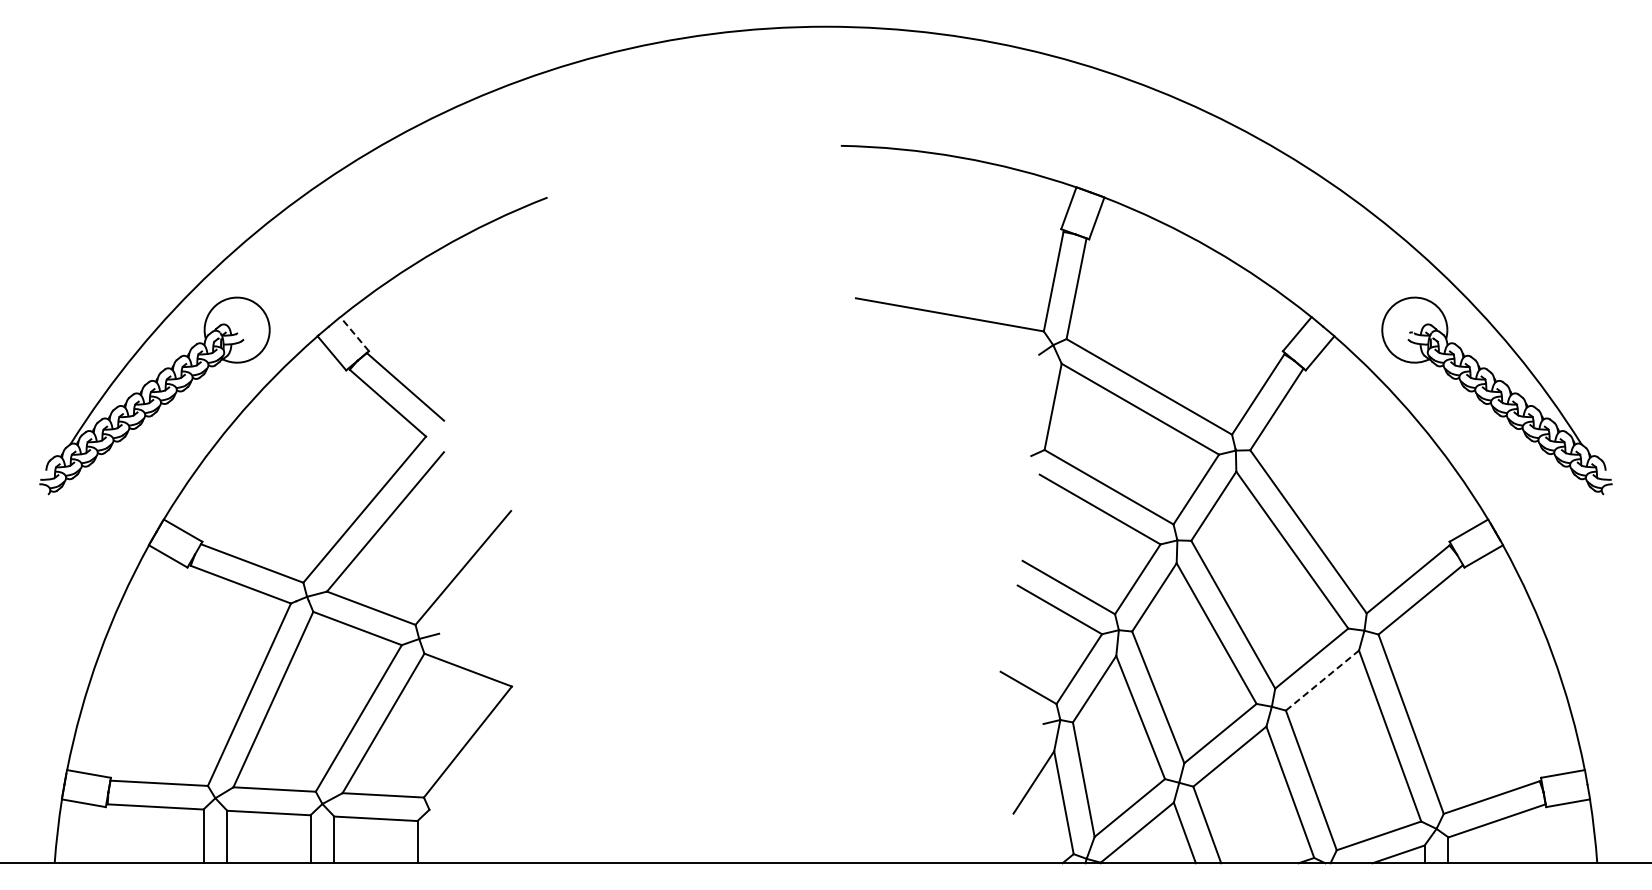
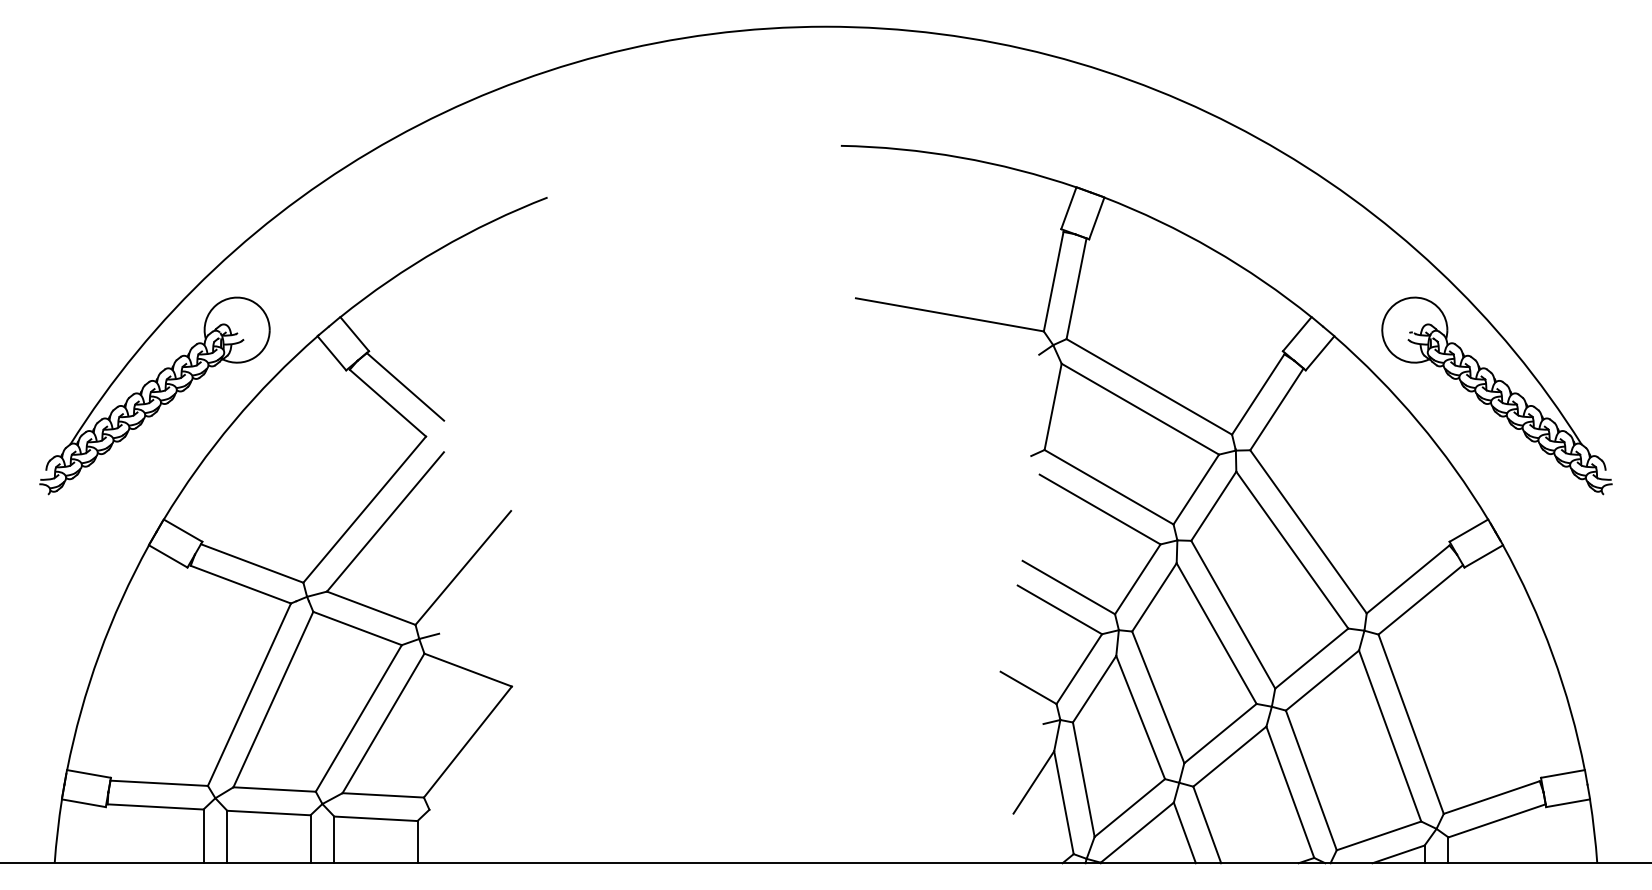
line: dashed -> solid (354, 333)
line: dashed -> solid (1322, 680)
